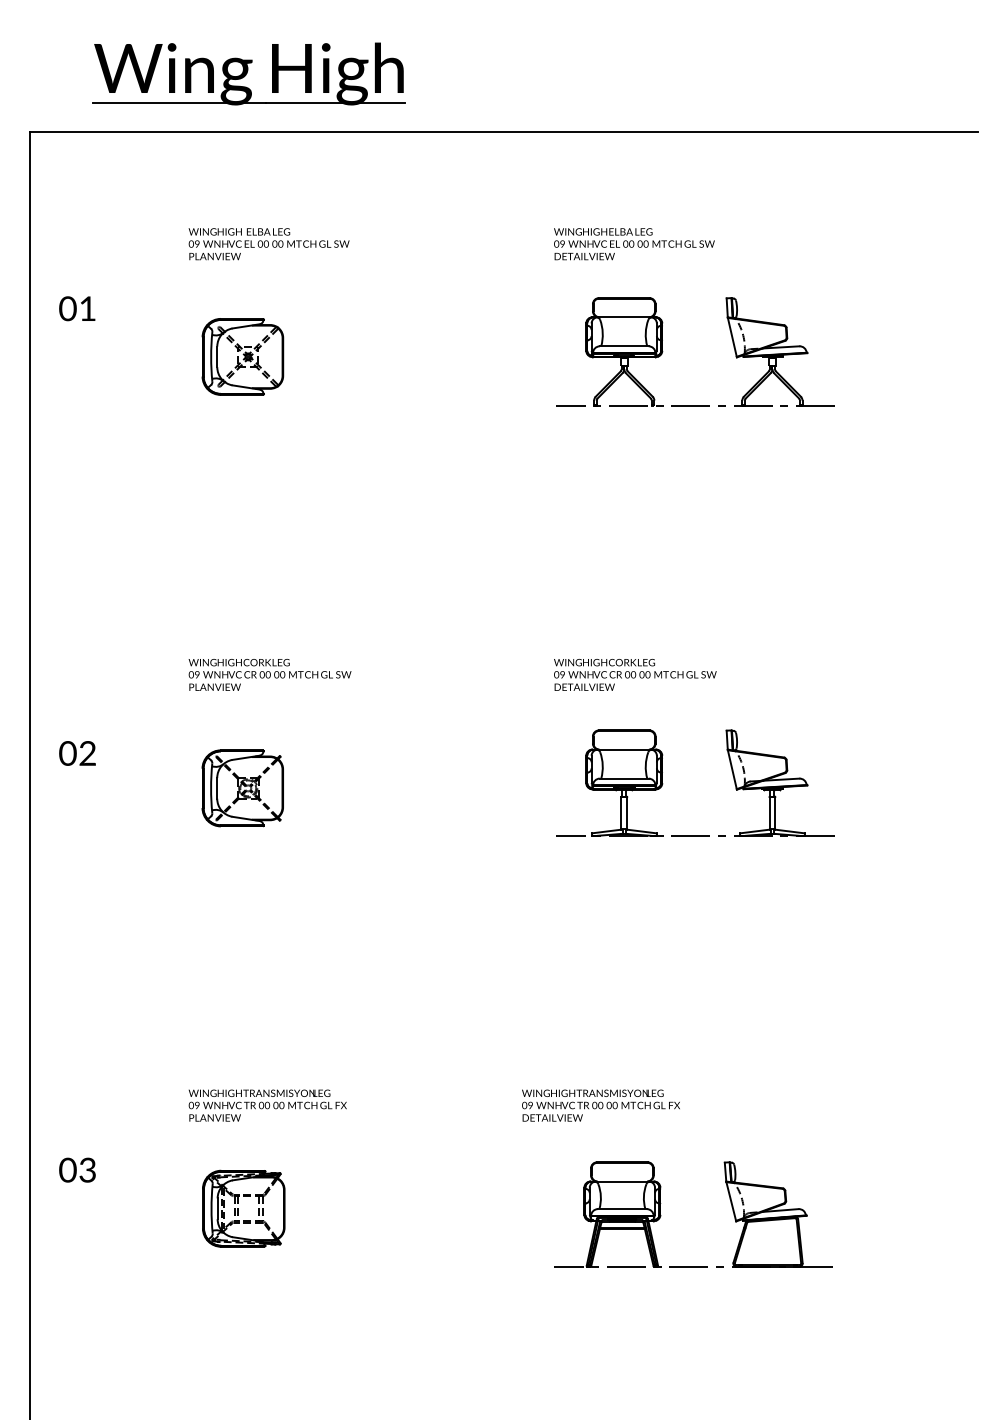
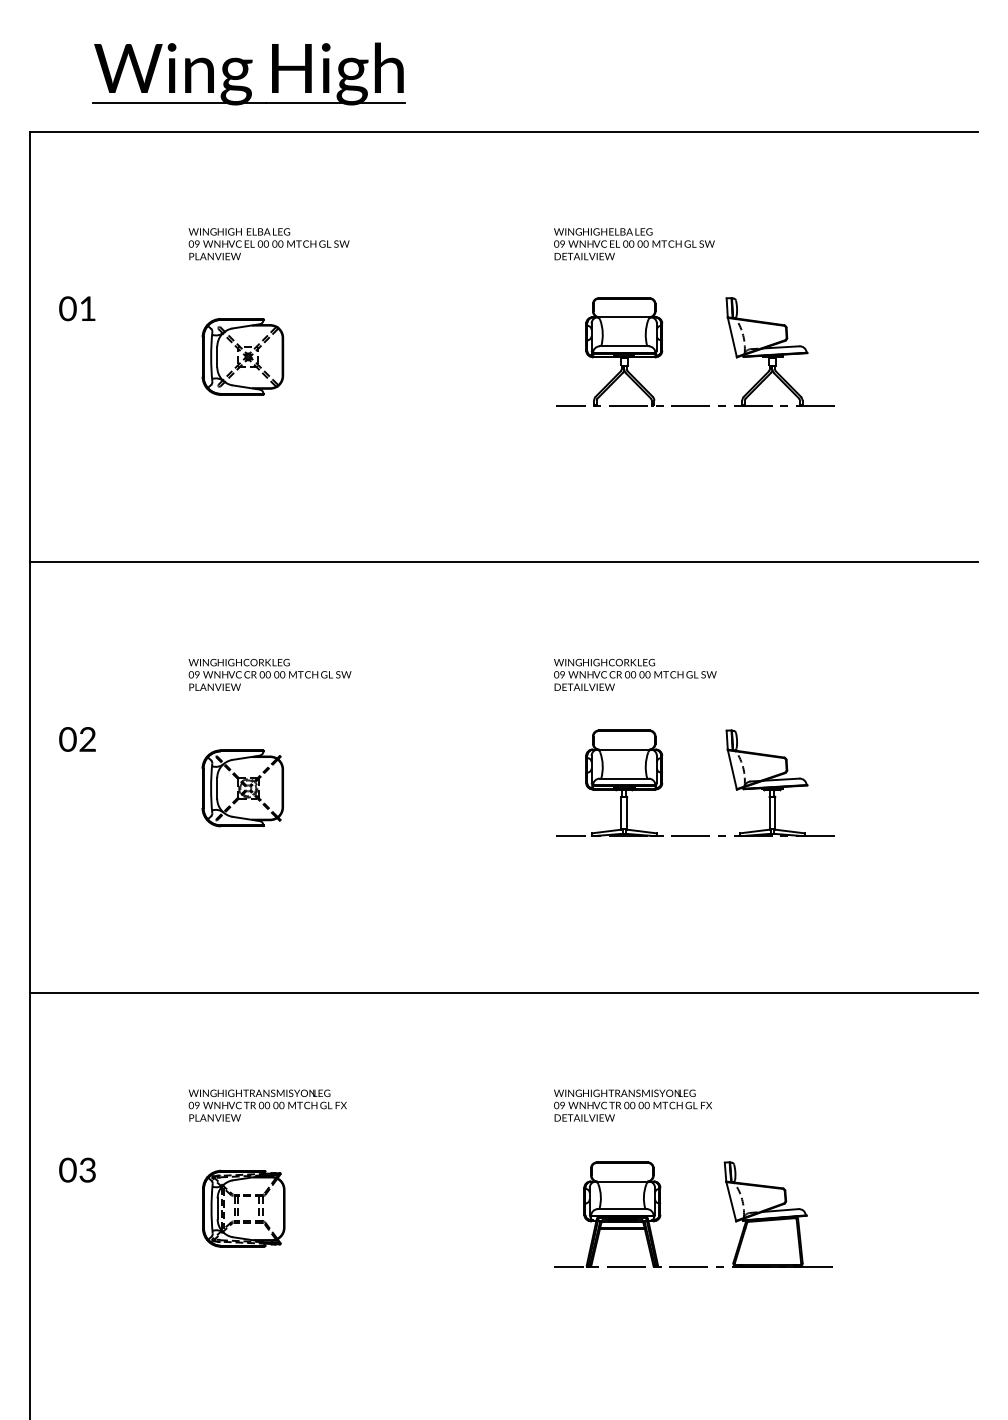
line: none -> present (503, 562)
text position: (77, 753) -> (77, 739) (77, 739)
line: none -> present (503, 993)
text position: (600, 1105) -> (632, 1105) (632, 1105)
